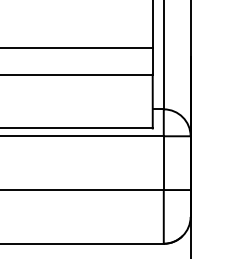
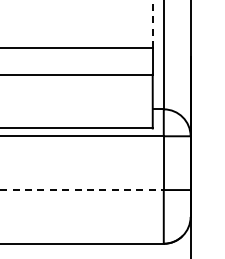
line: solid -> dashed (152, 24)
line: solid -> dashed (82, 190)
